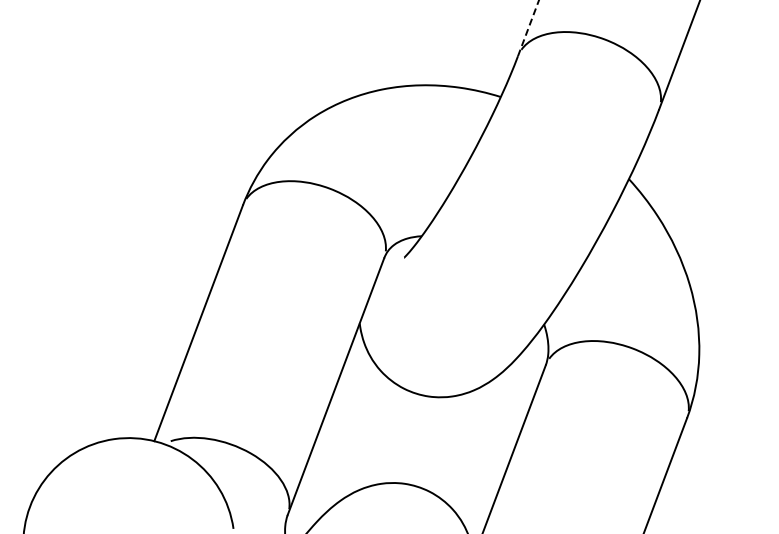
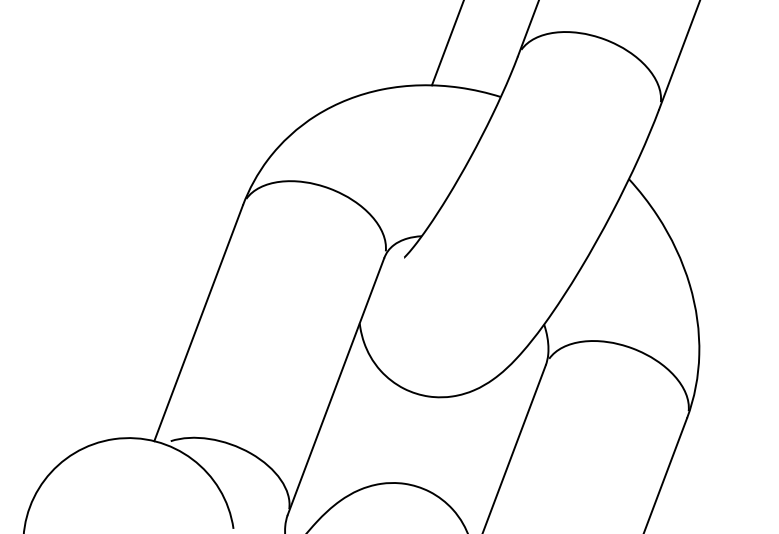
line: dashed -> solid (528, 28)
line: none -> present (447, 43)
